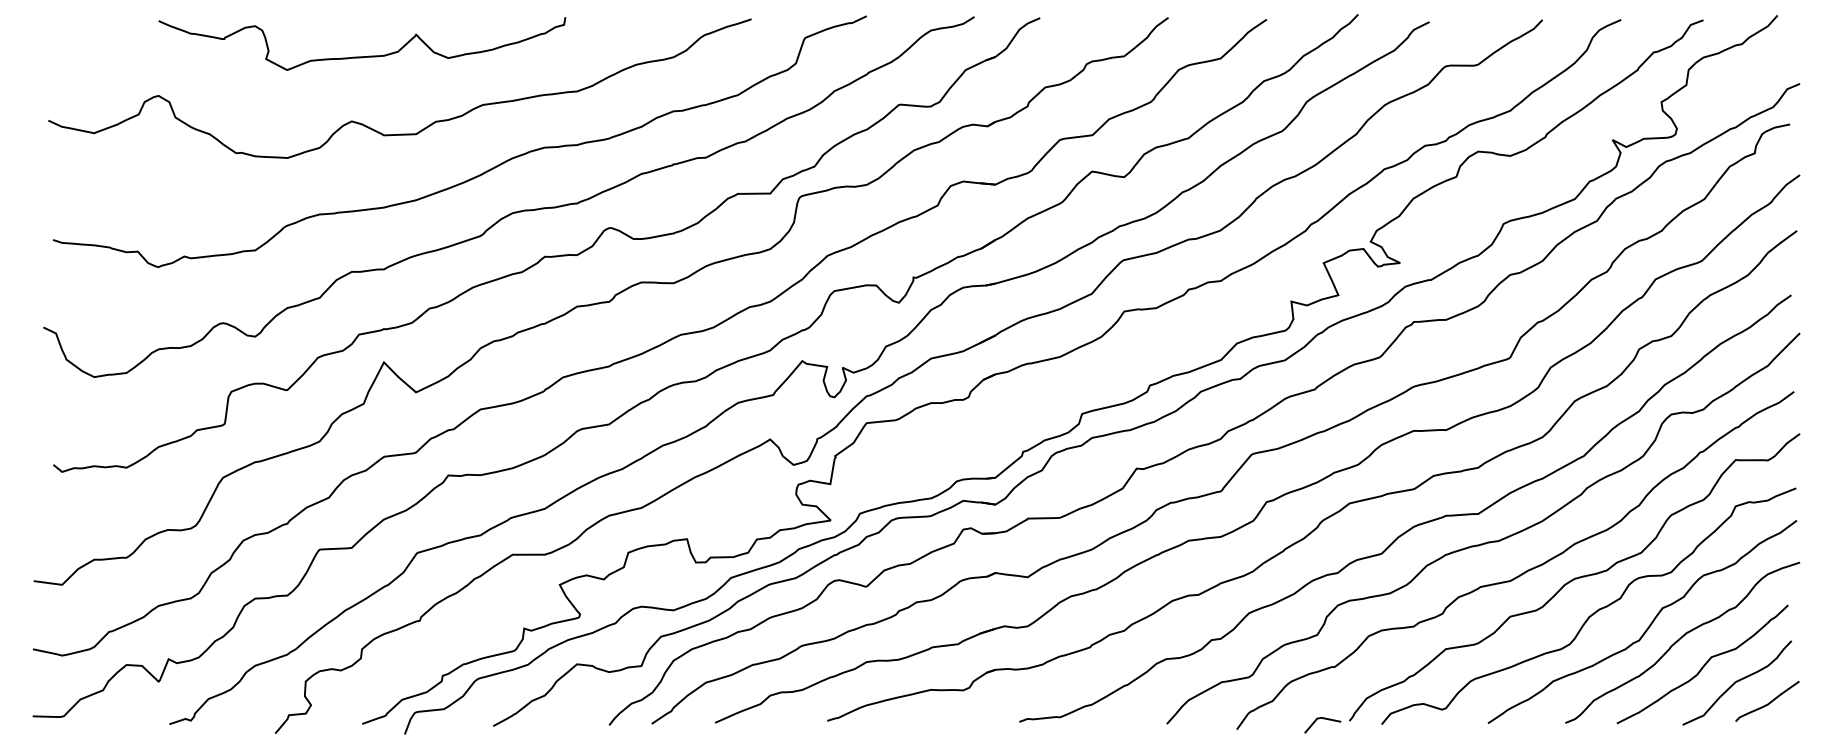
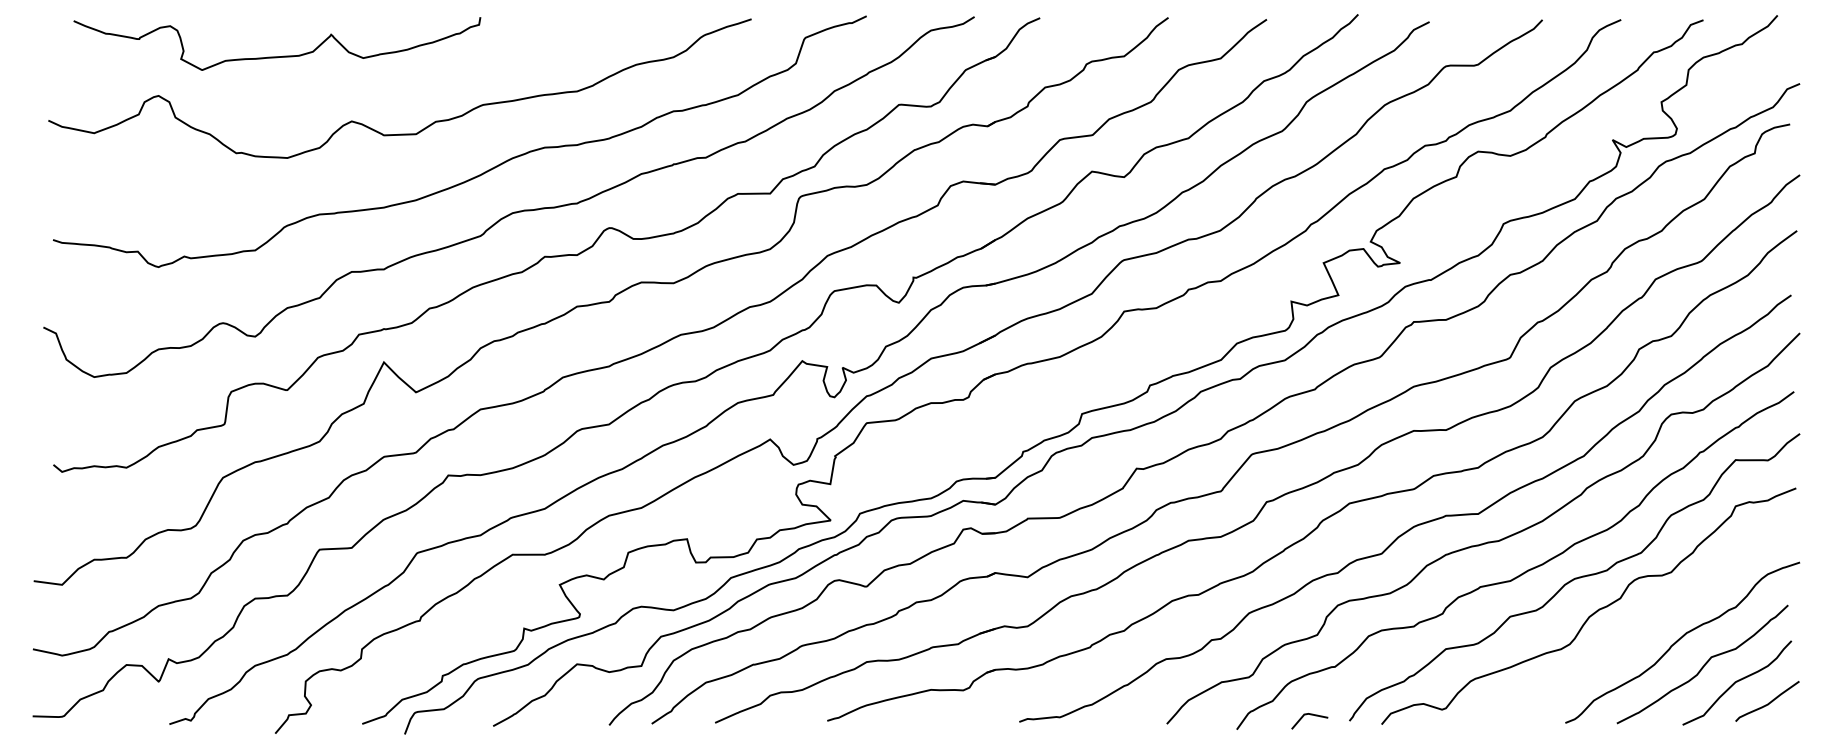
curve position: (362, 56) -> (277, 56) (277, 56)
curve: present -> none (1649, 624)
line position: (1323, 719) -> (1310, 715) (1310, 715)
